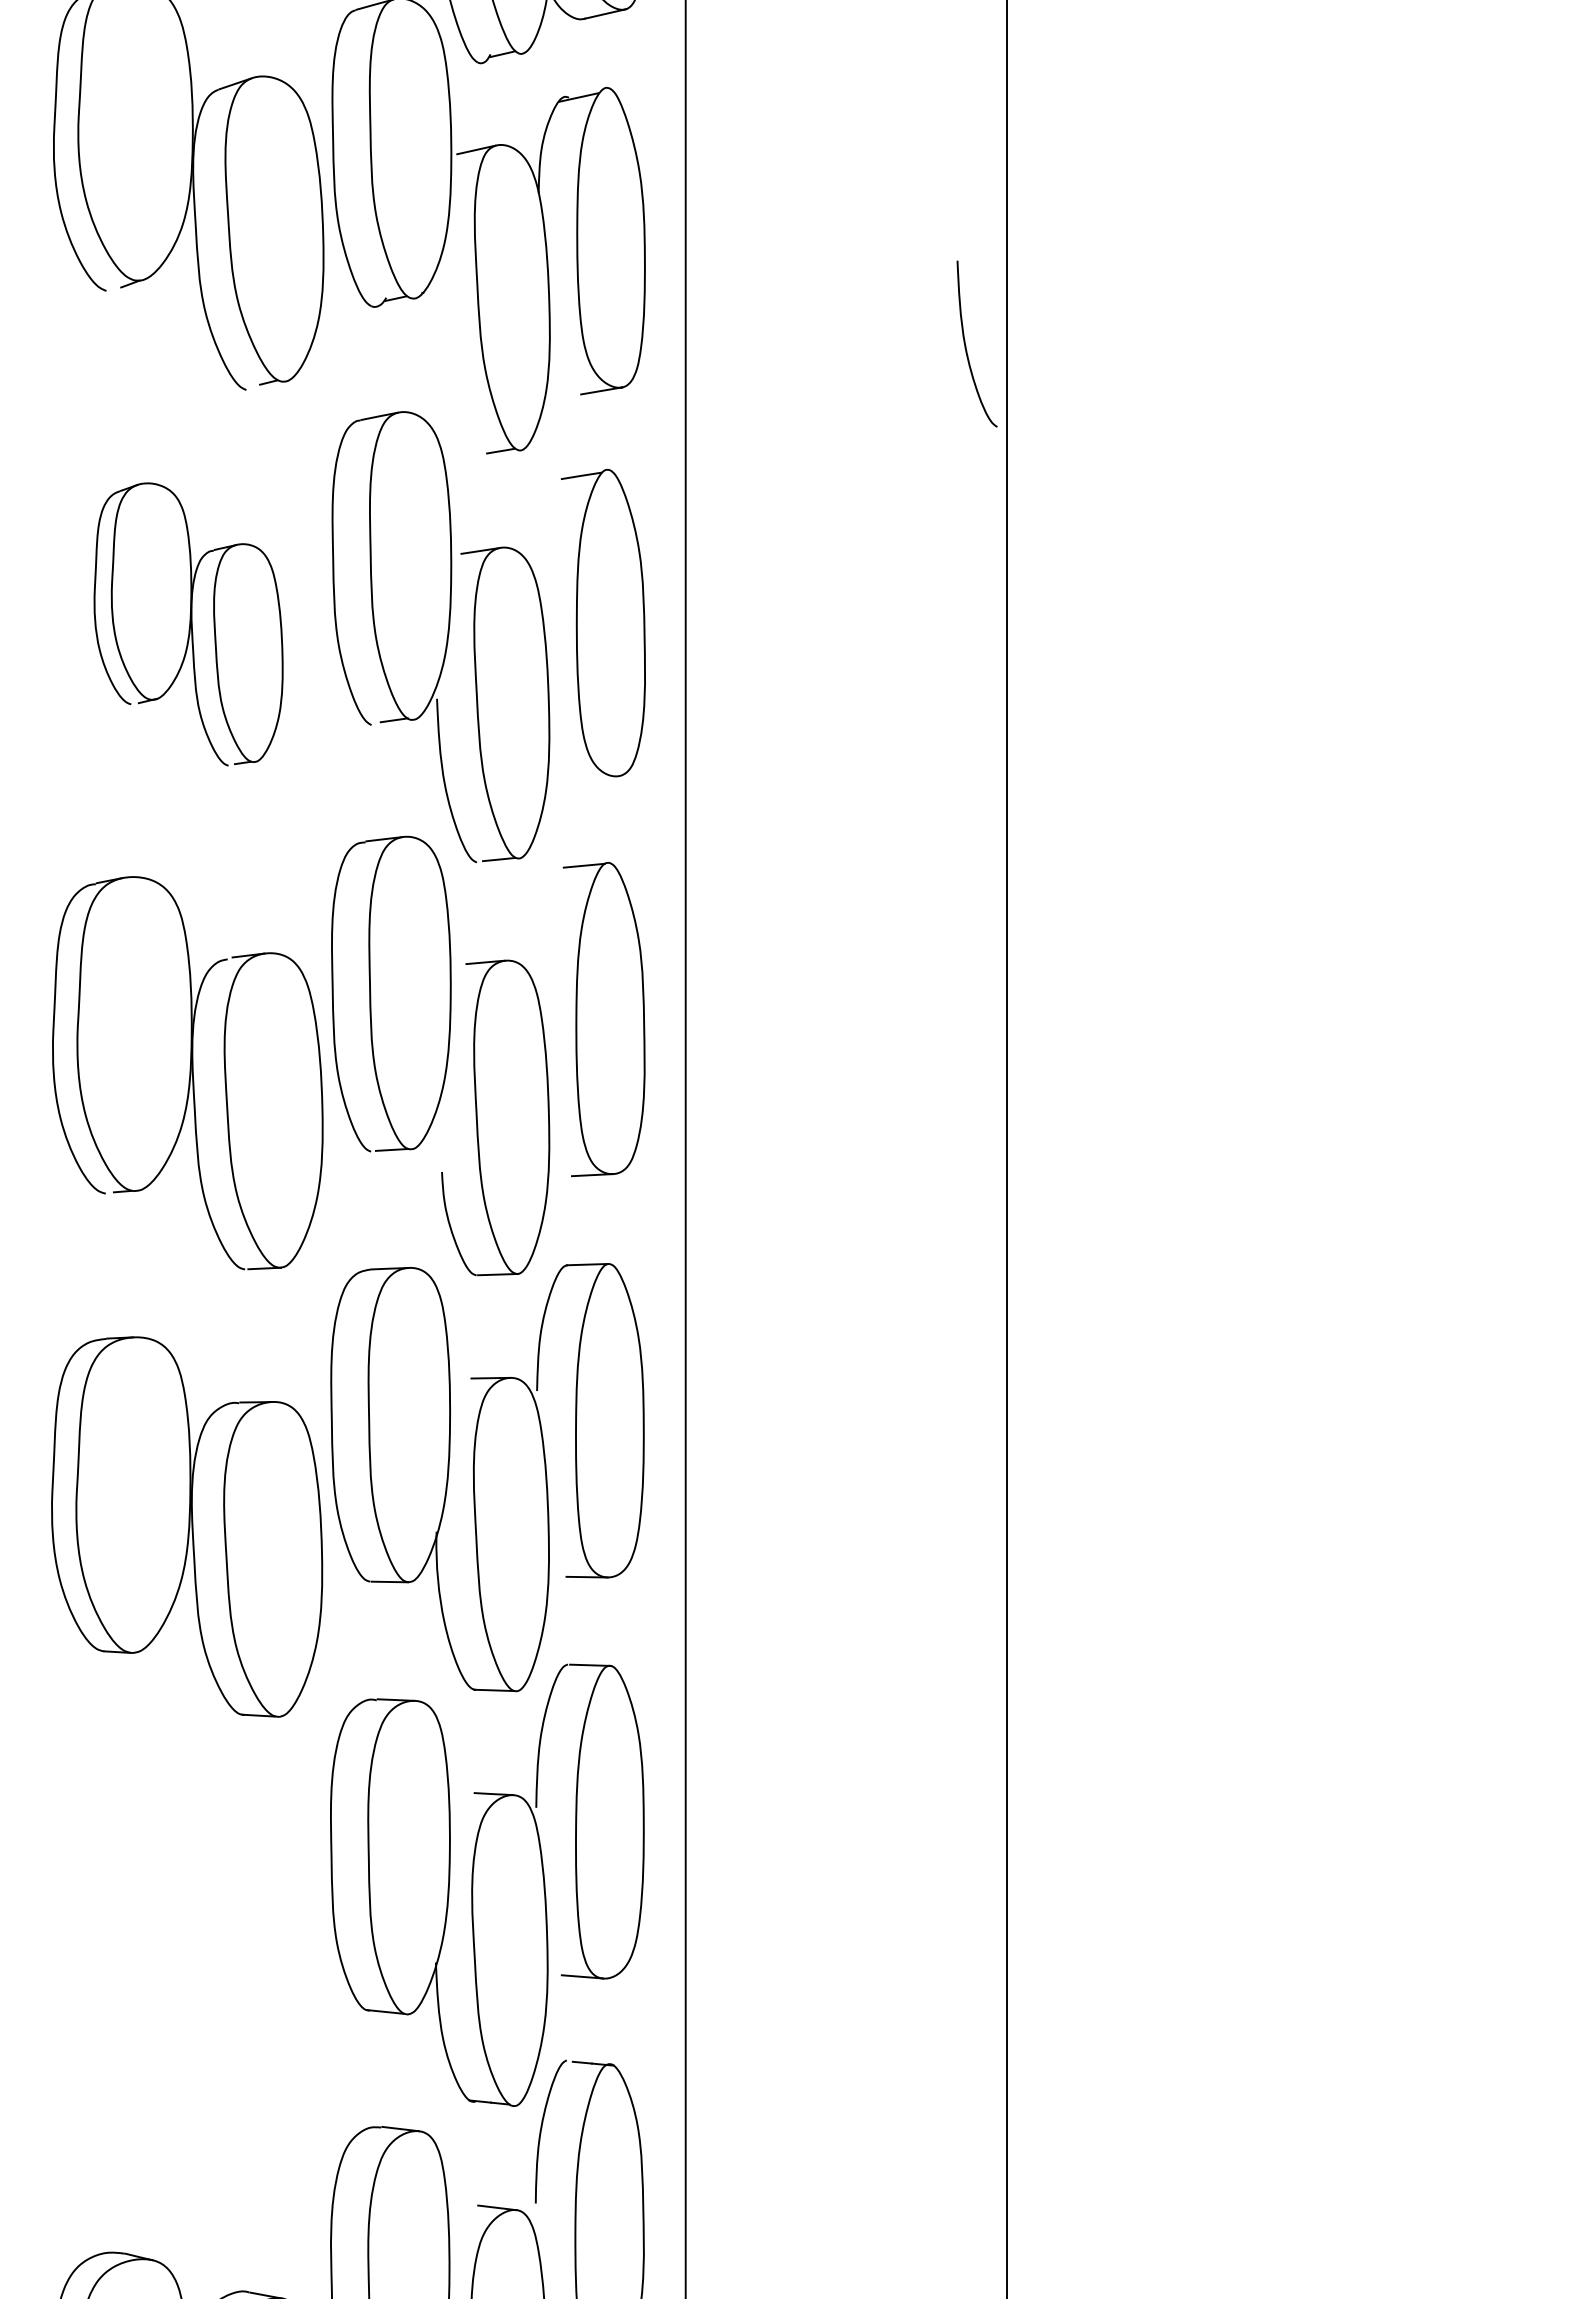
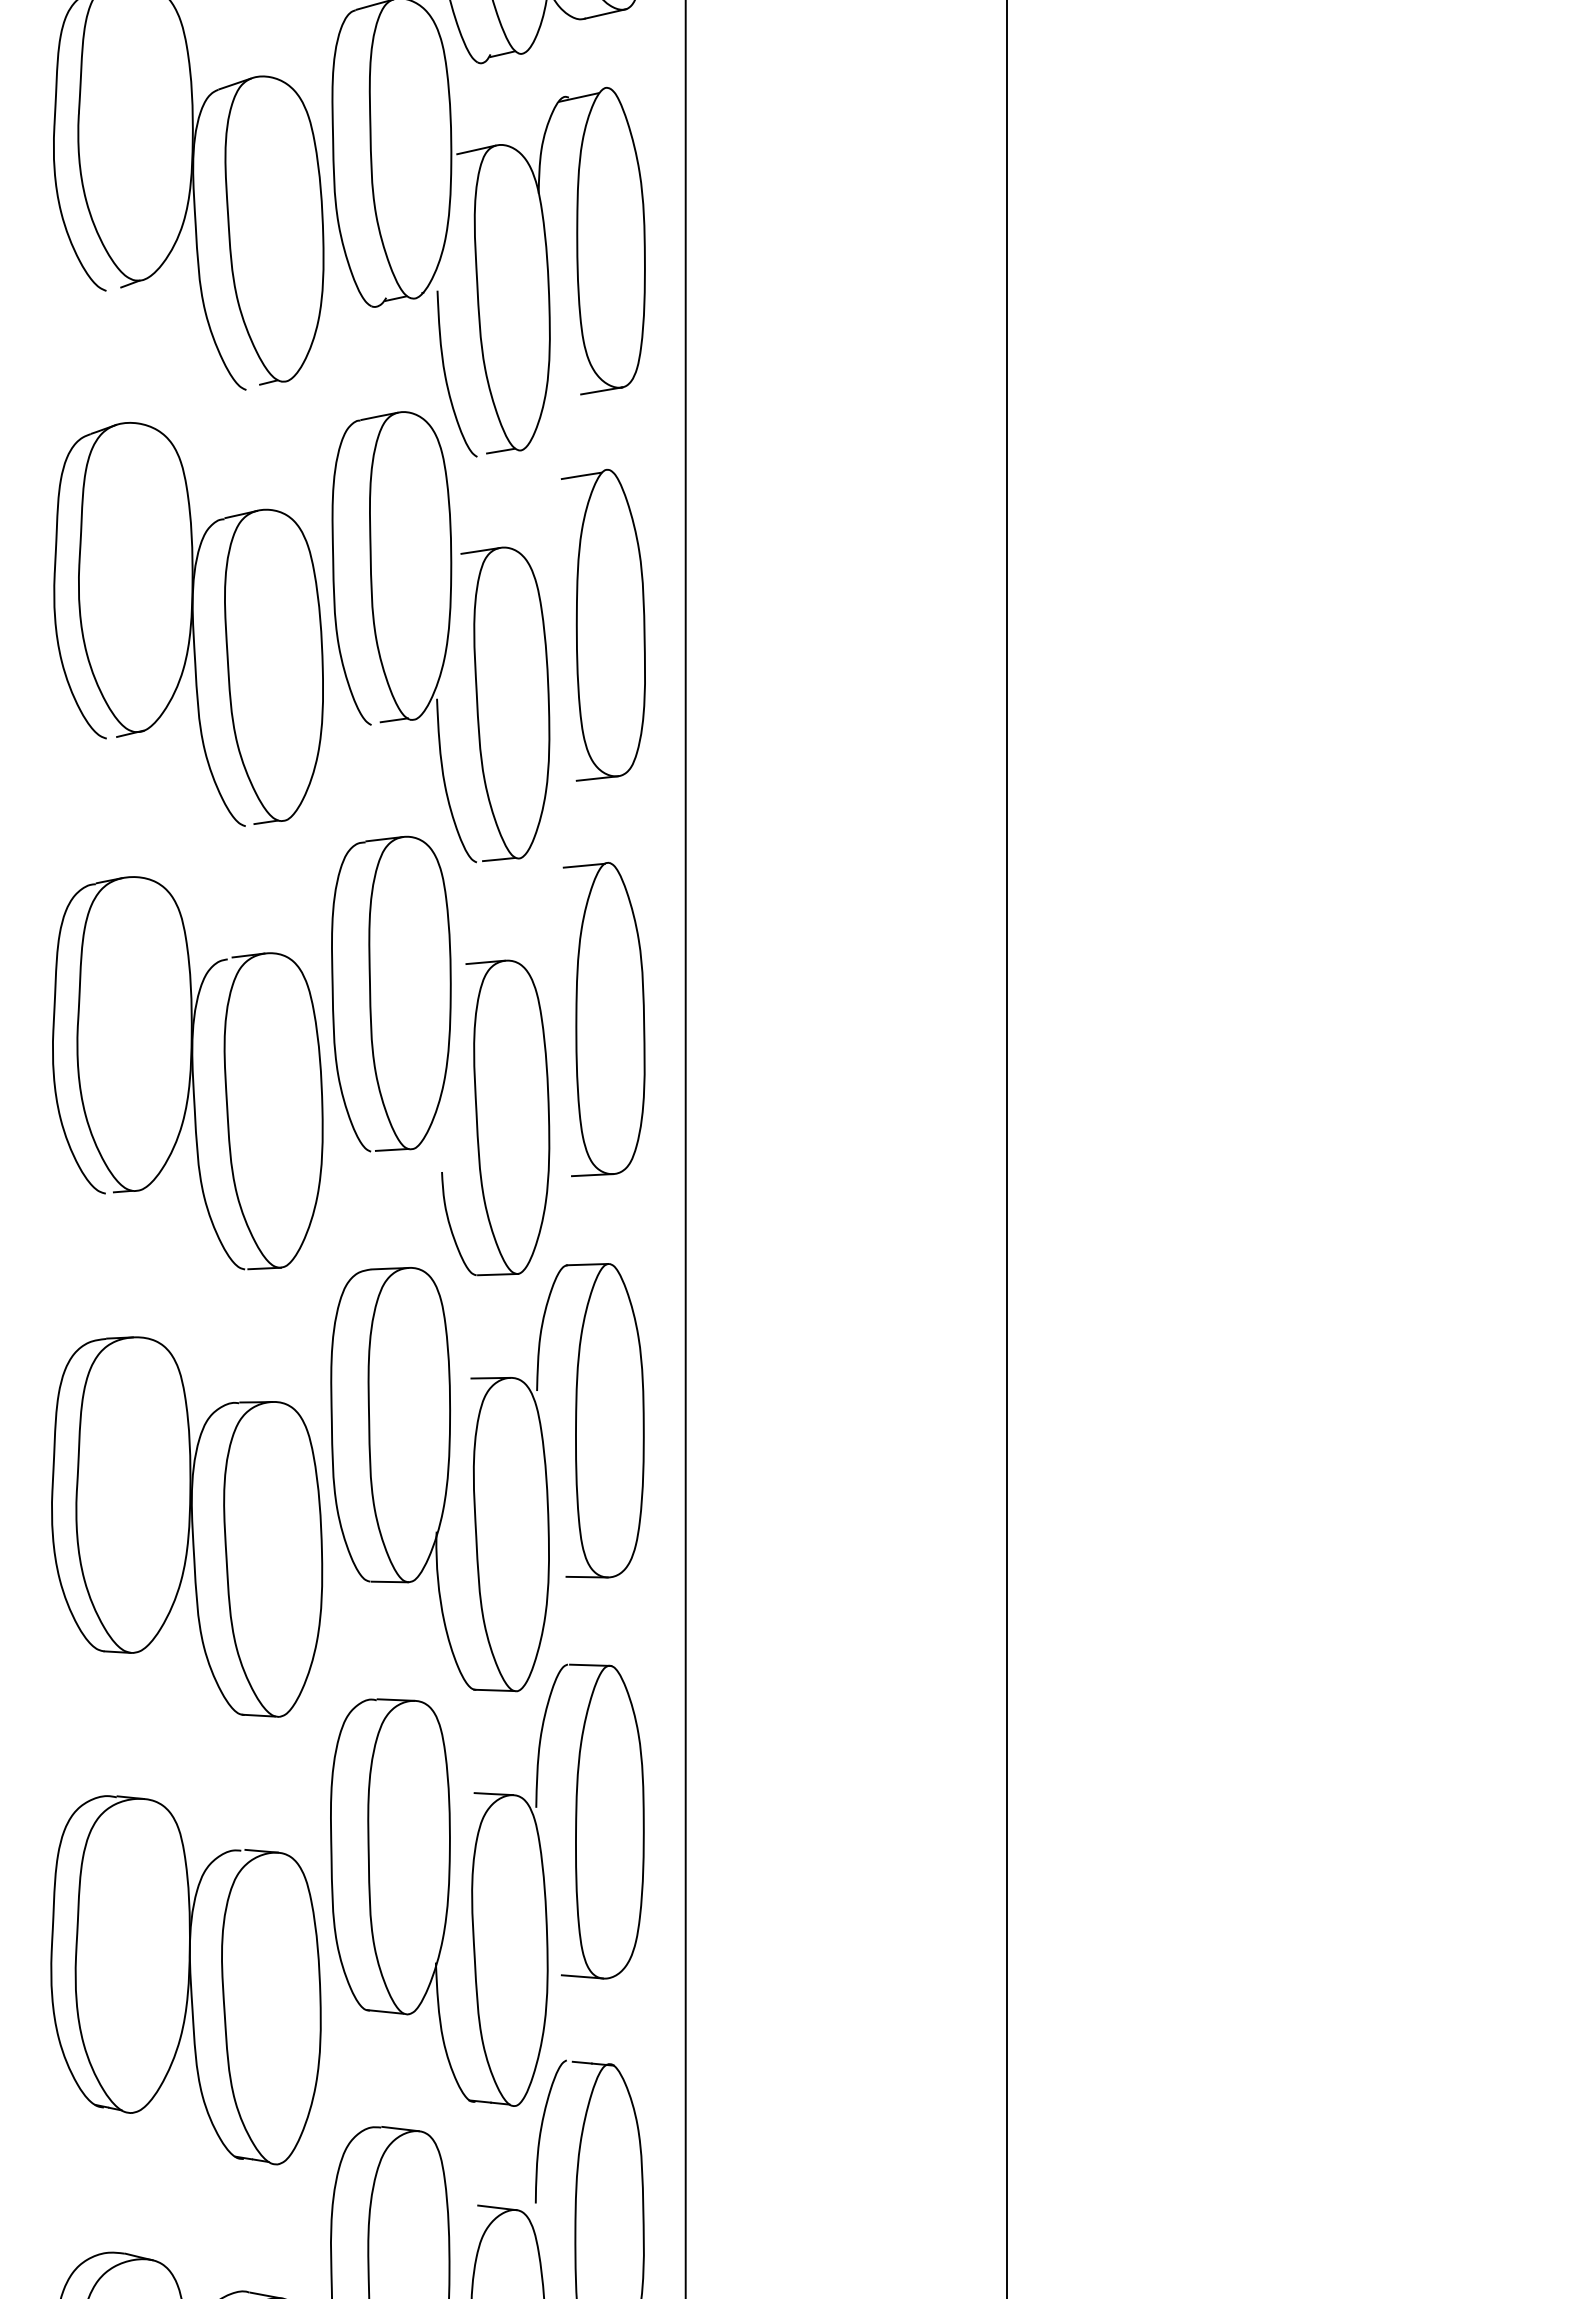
curve position: (966, 345) -> (446, 375) (446, 375)
part size: 191x285 px -> 271x405 px (188, 624)
line: none -> present (597, 778)
part: none -> present (185, 1980)
